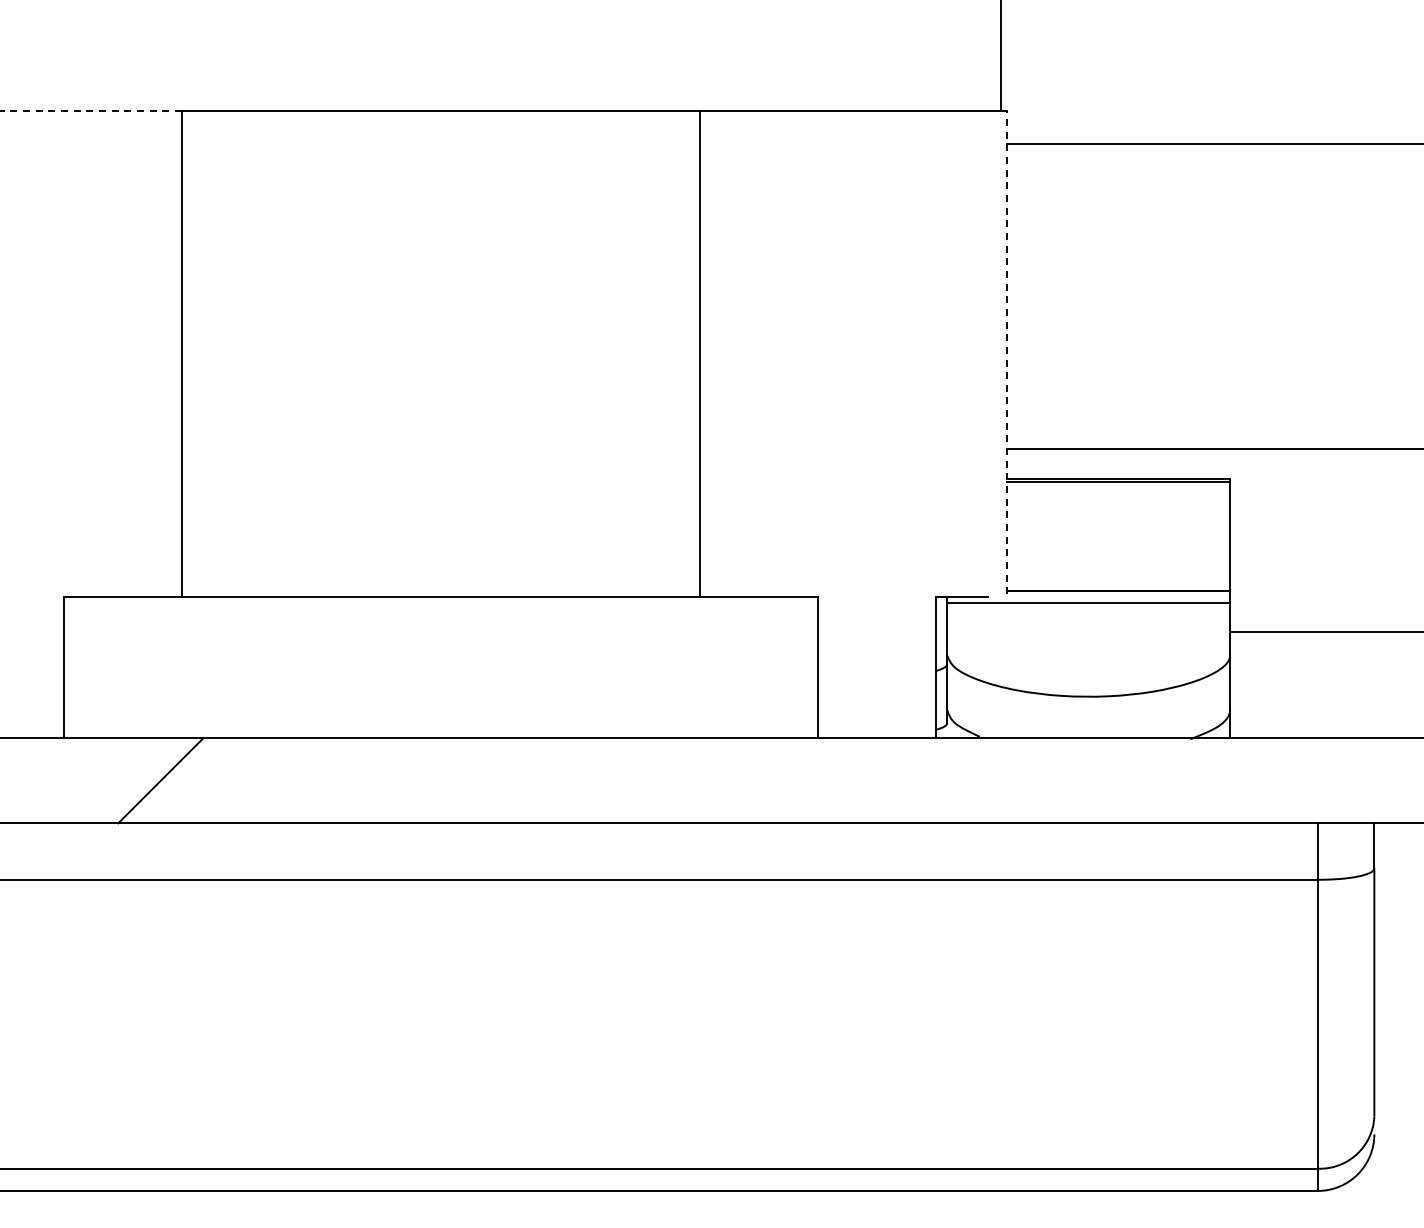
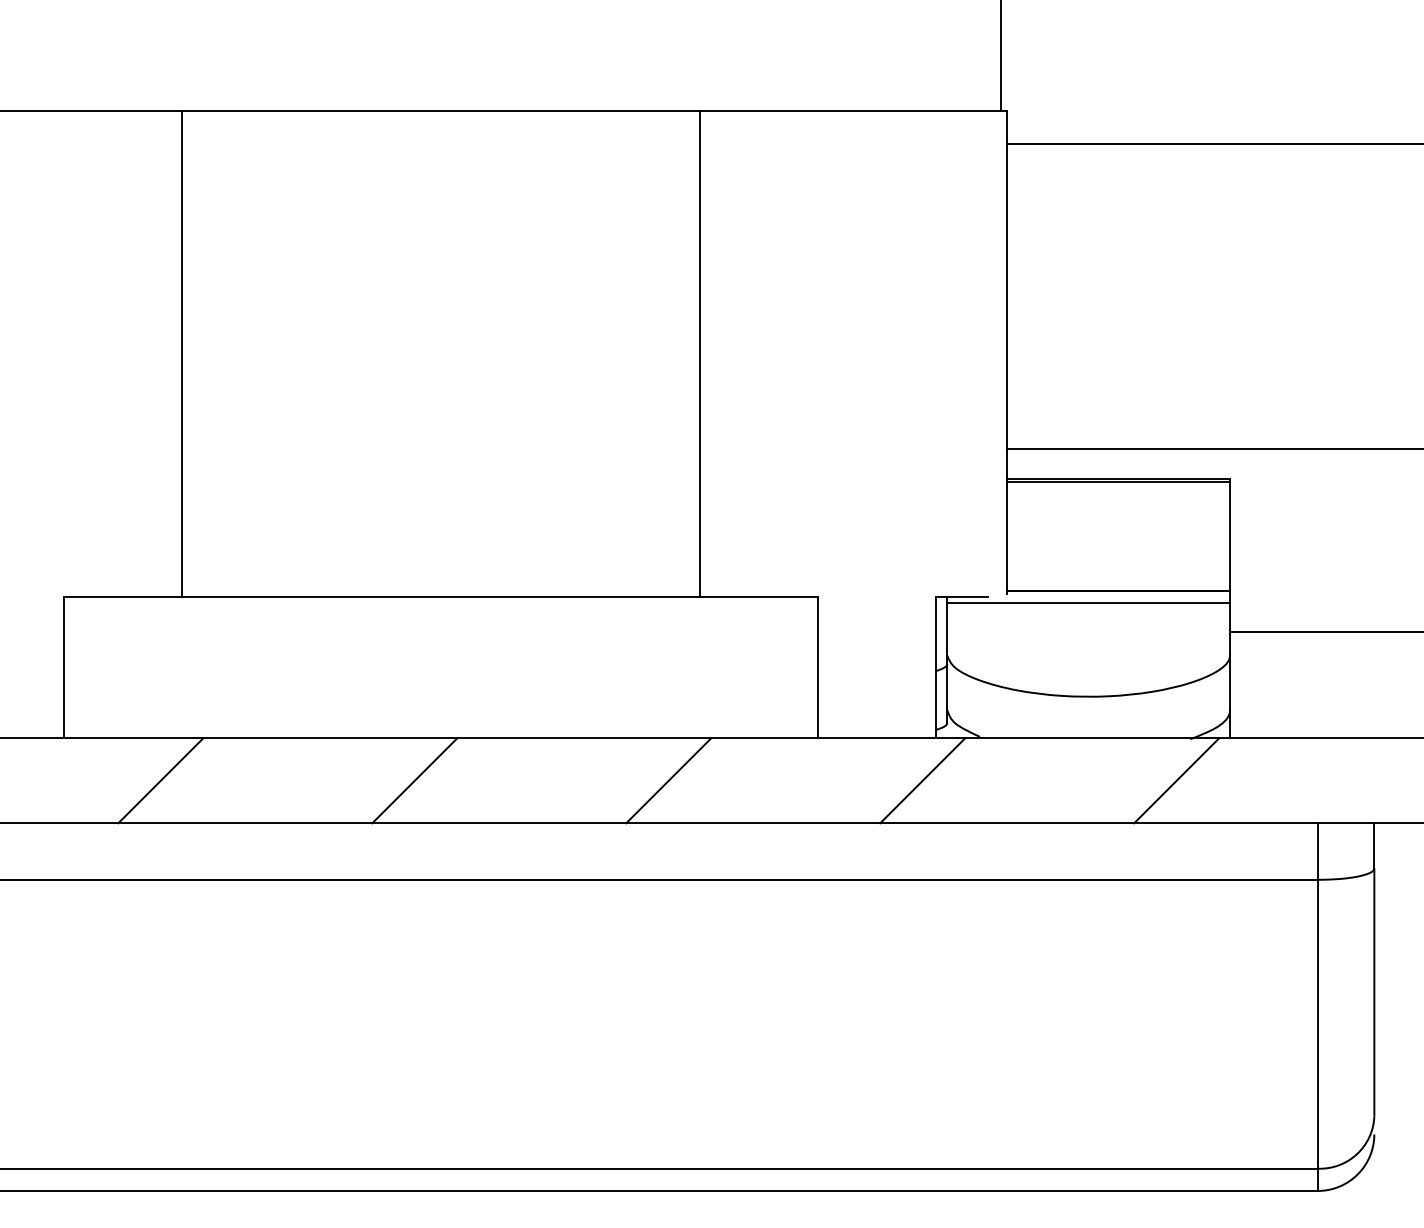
line: dashed -> solid (91, 110)
line: dashed -> solid (1006, 352)
line: none -> present (414, 780)
line: none -> present (668, 780)
line: none -> present (922, 780)
line: none -> present (1176, 780)
